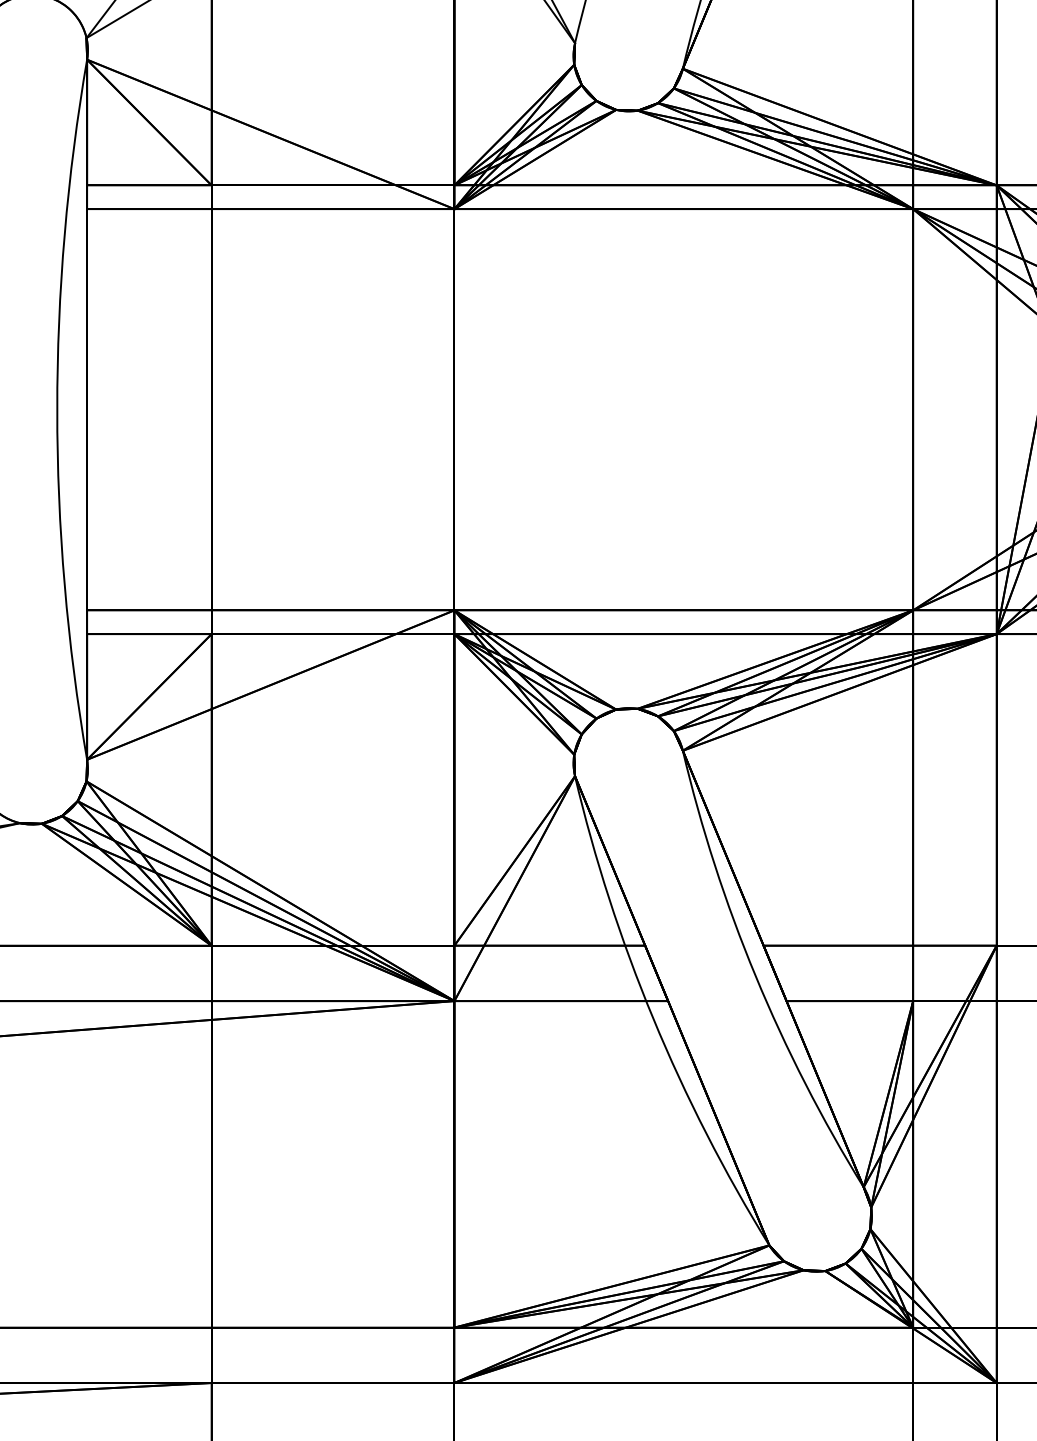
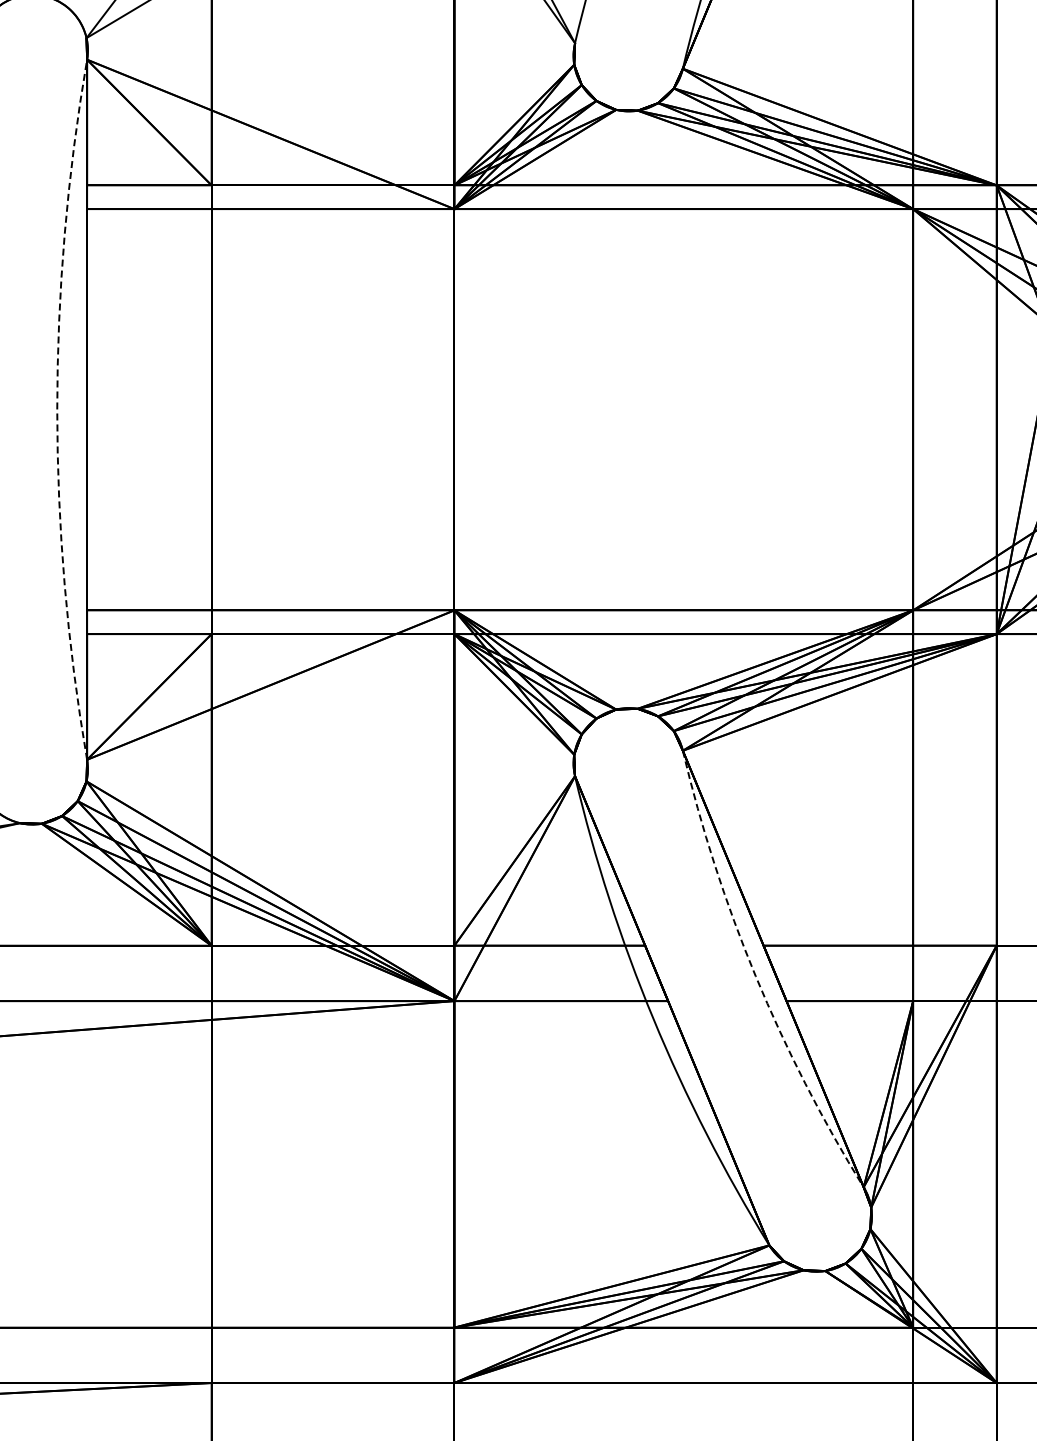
arc: solid -> dashed (57, 409)
arc: solid -> dashed (755, 976)
